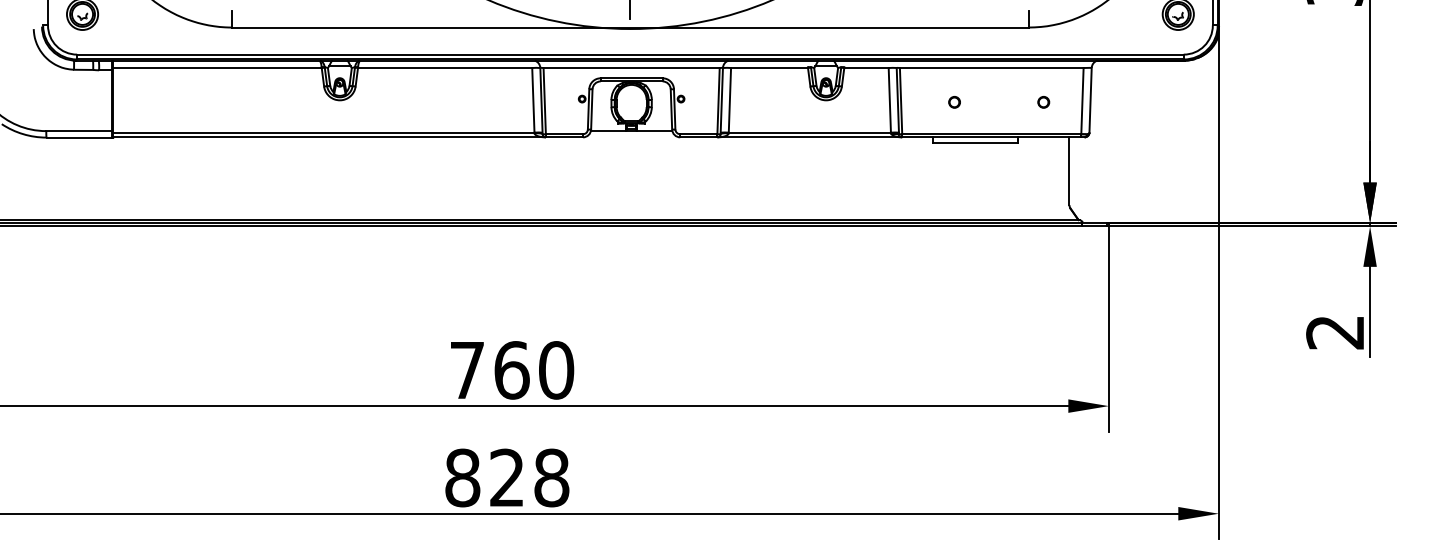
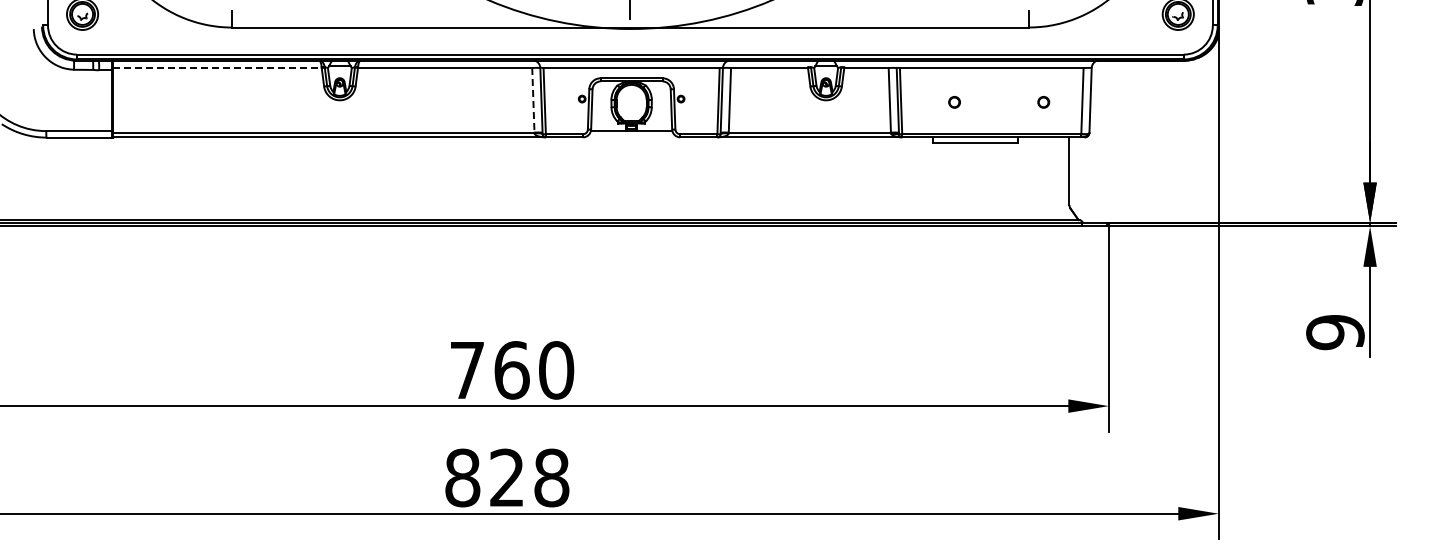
line: solid -> dashed (217, 68)
line: solid -> dashed (533, 100)
text: 2 -> 9 (1335, 332)
